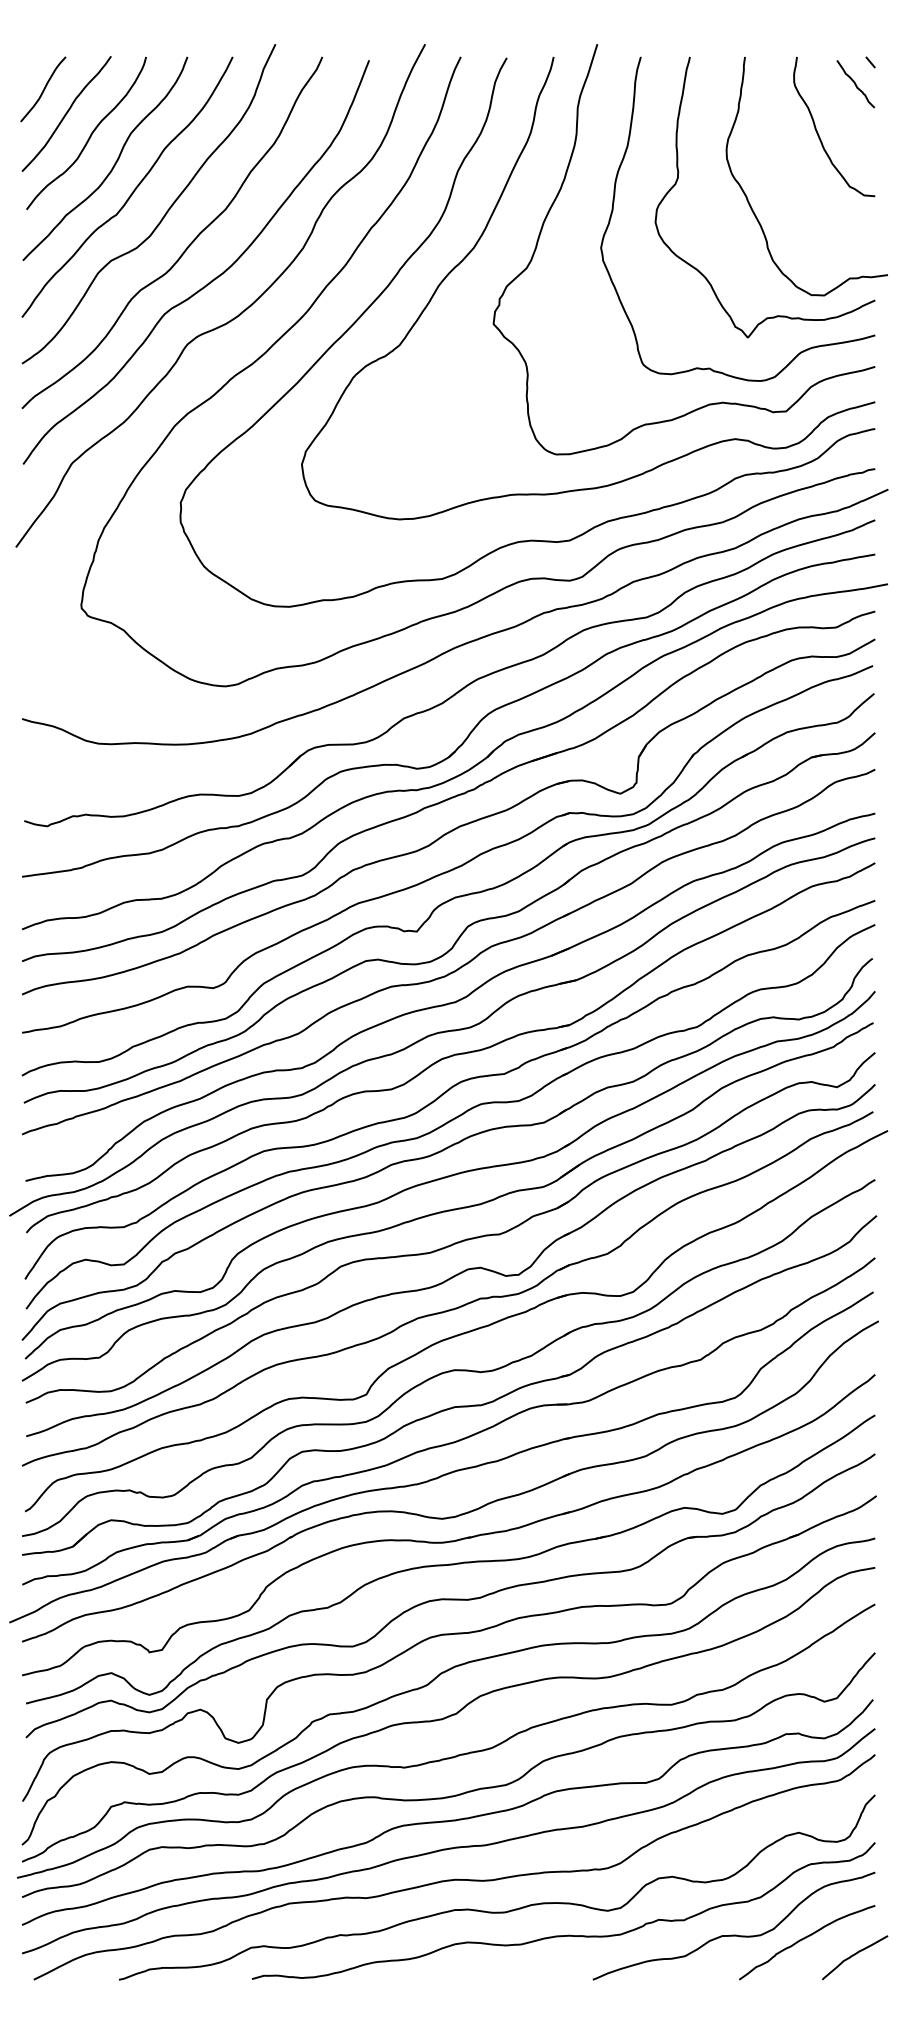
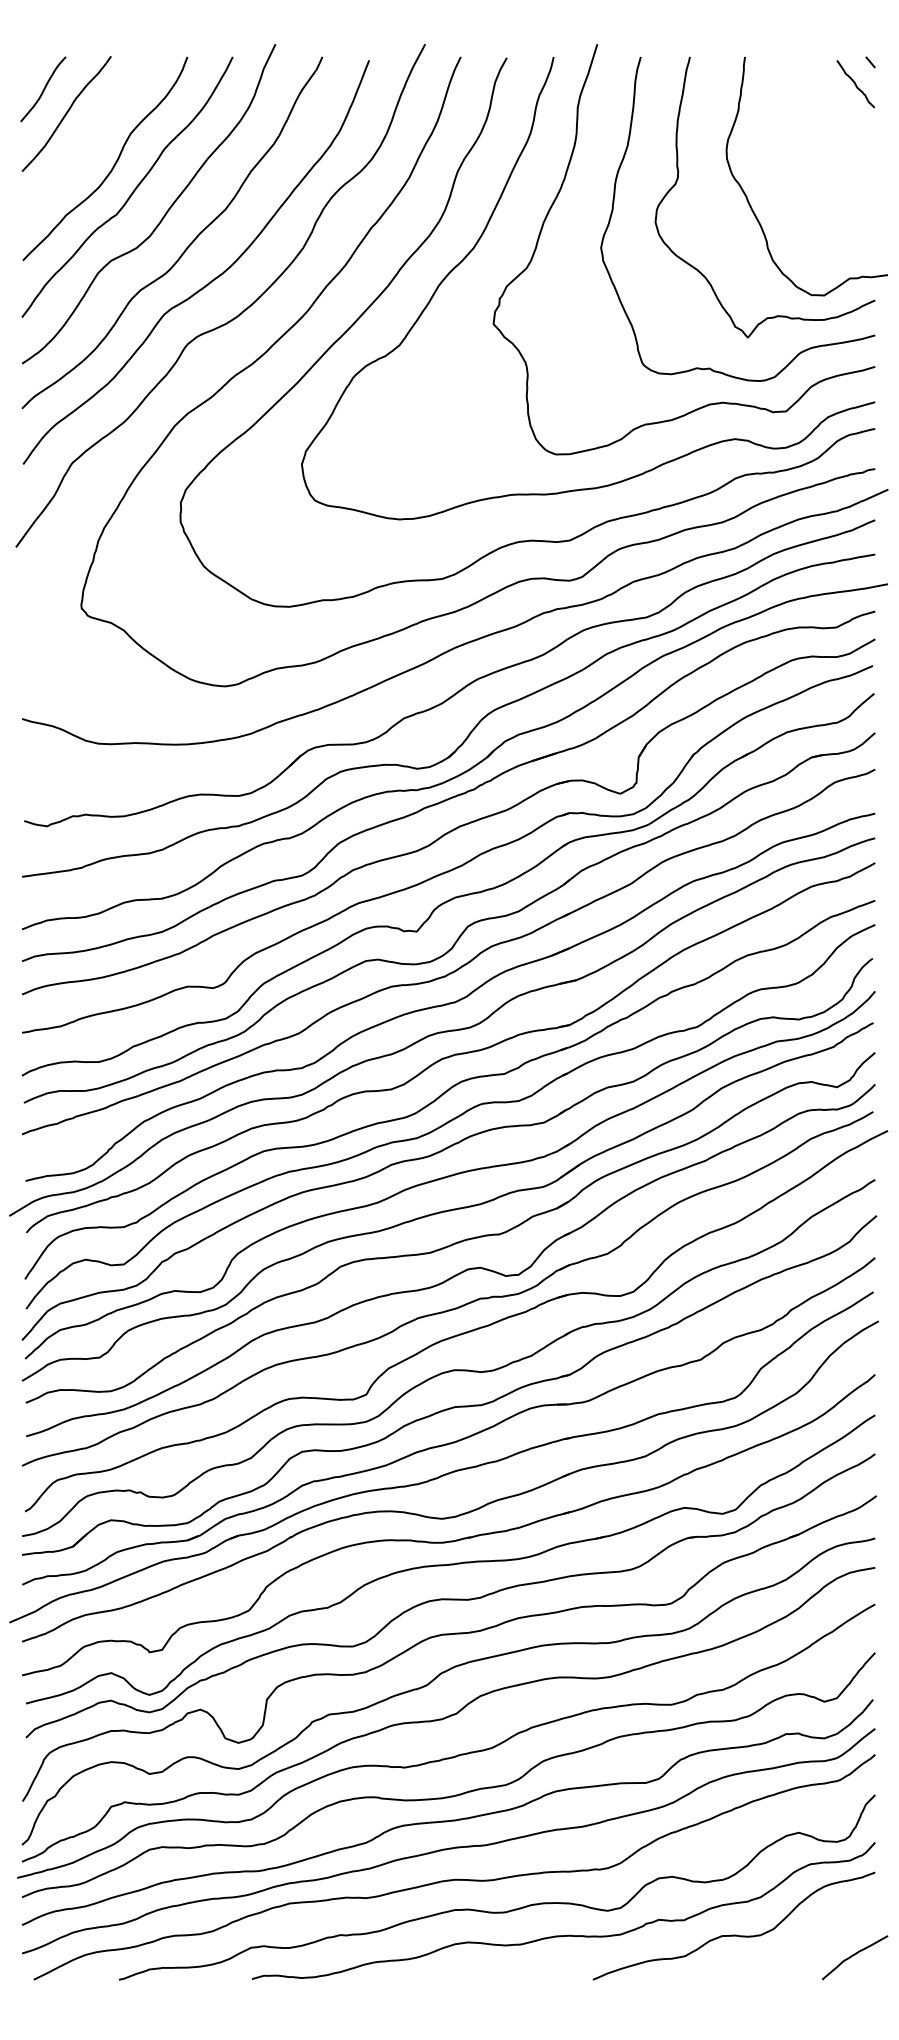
curve: present -> none (818, 132)
curve: present -> none (90, 134)
curve: present -> none (806, 1938)
